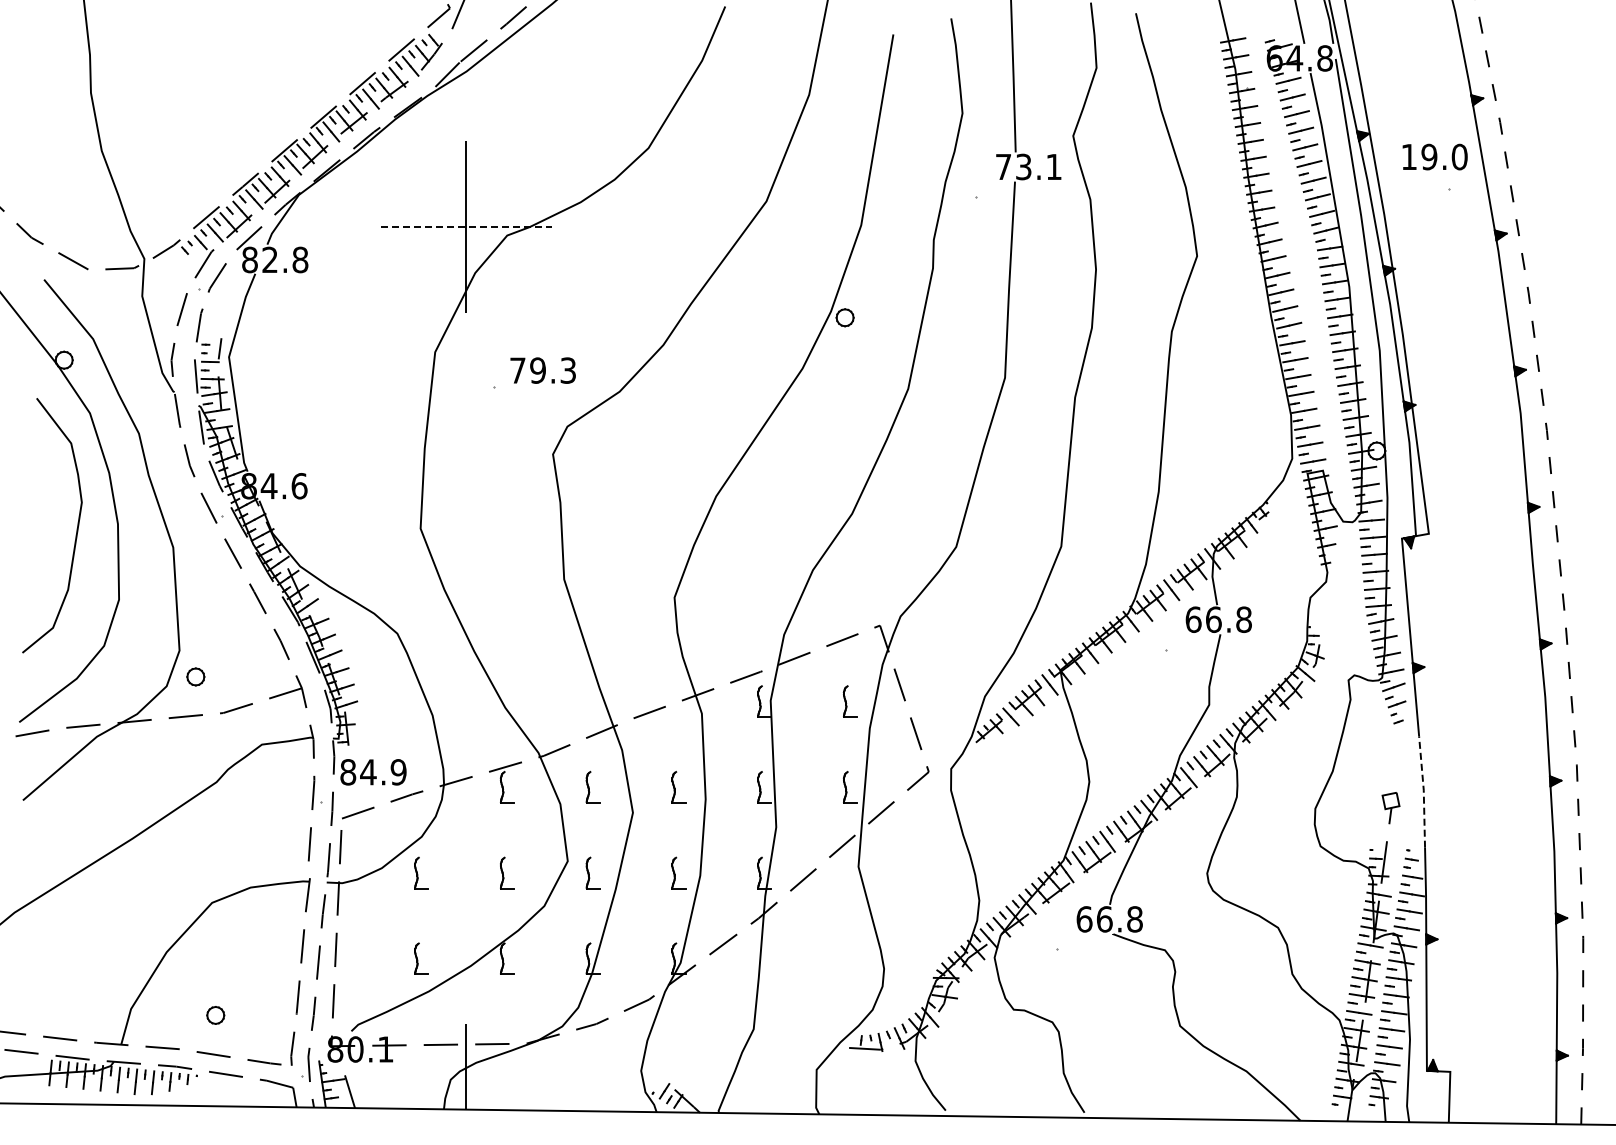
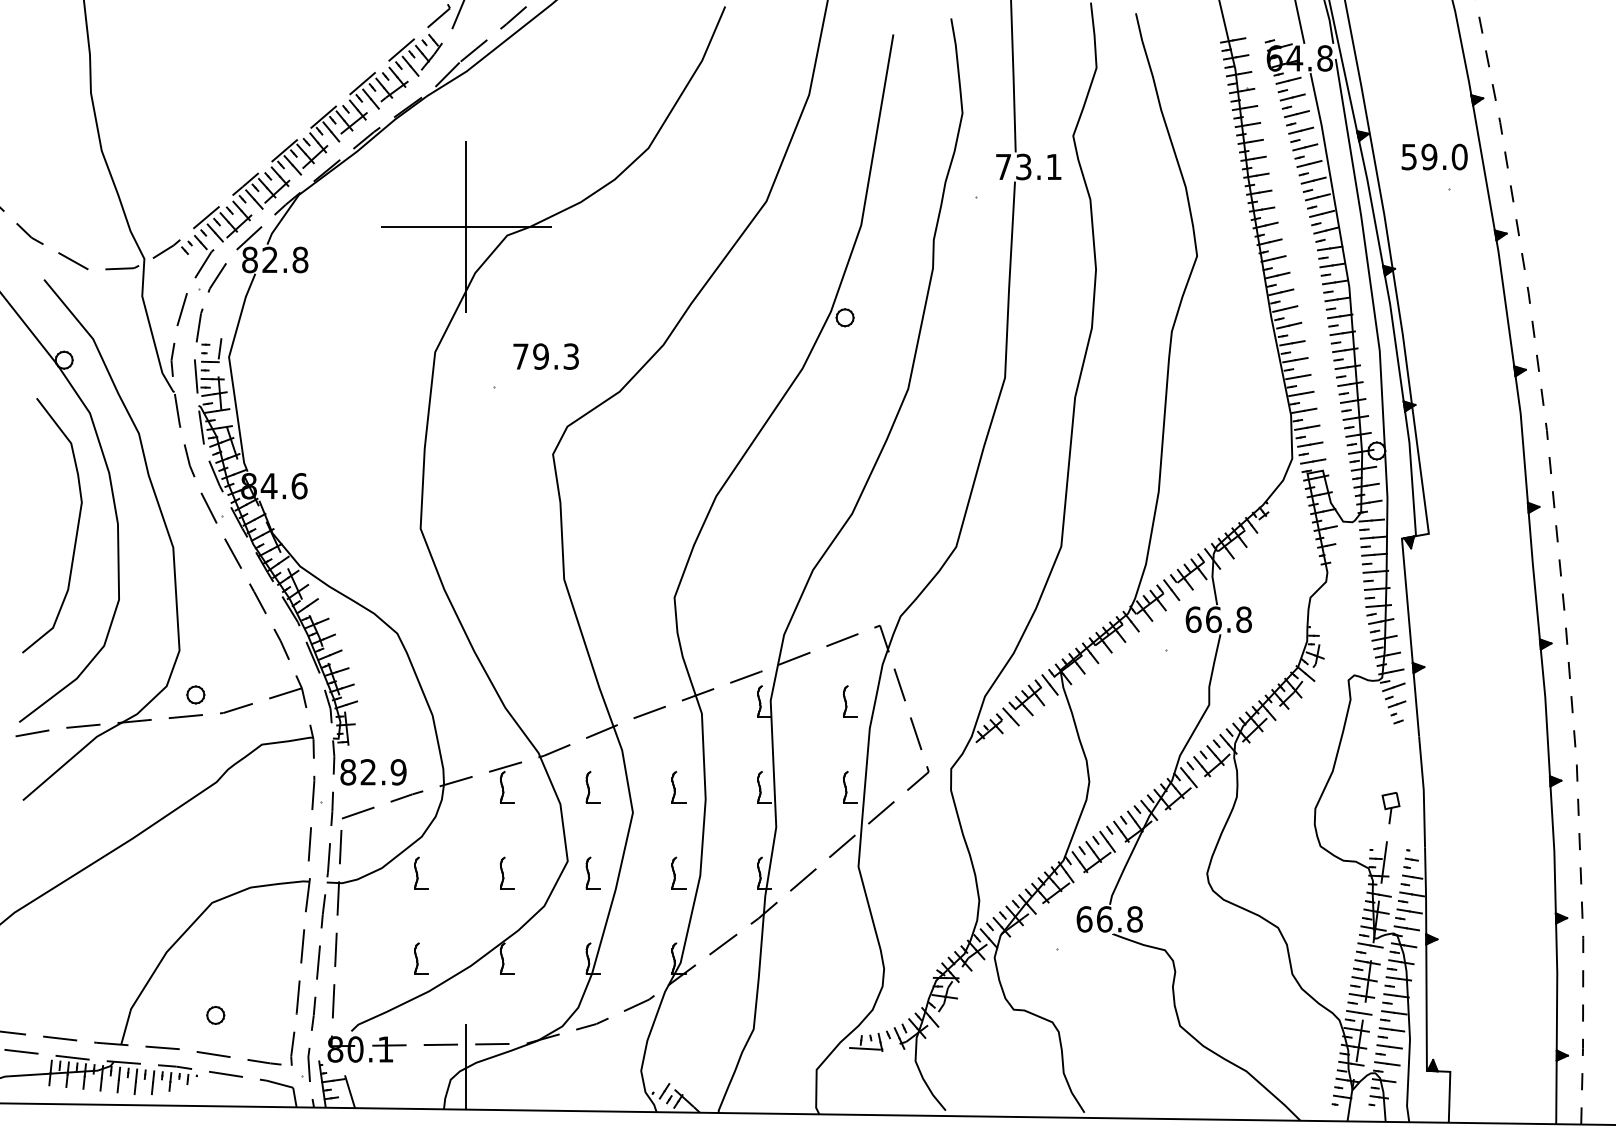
text: 19.0 -> 59.0 (1408, 157)
line: dashed -> solid (466, 227)
text position: (542, 370) -> (545, 356) (545, 356)
part position: (195, 676) -> (195, 694) (195, 694)
text: 84.9 -> 82.9 (368, 772)
line: dashed -> solid (1423, 791)
